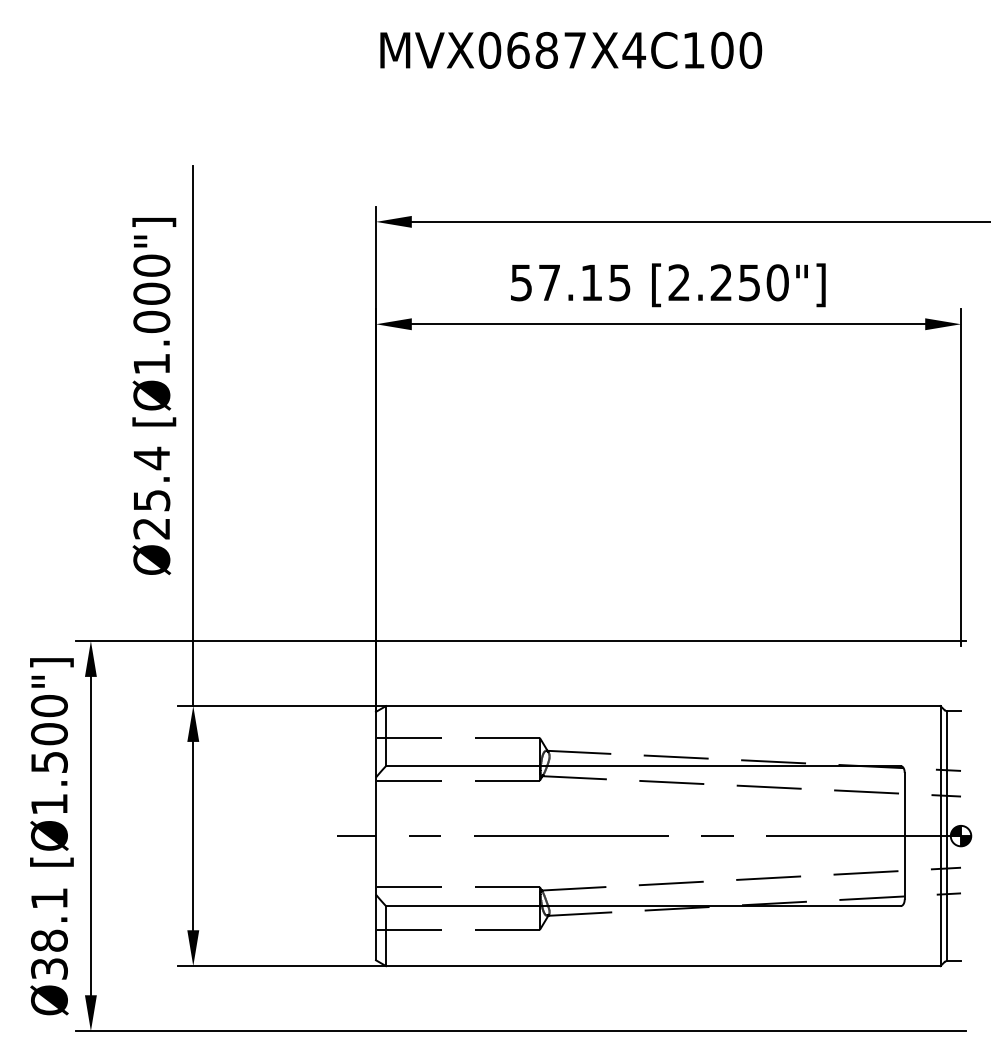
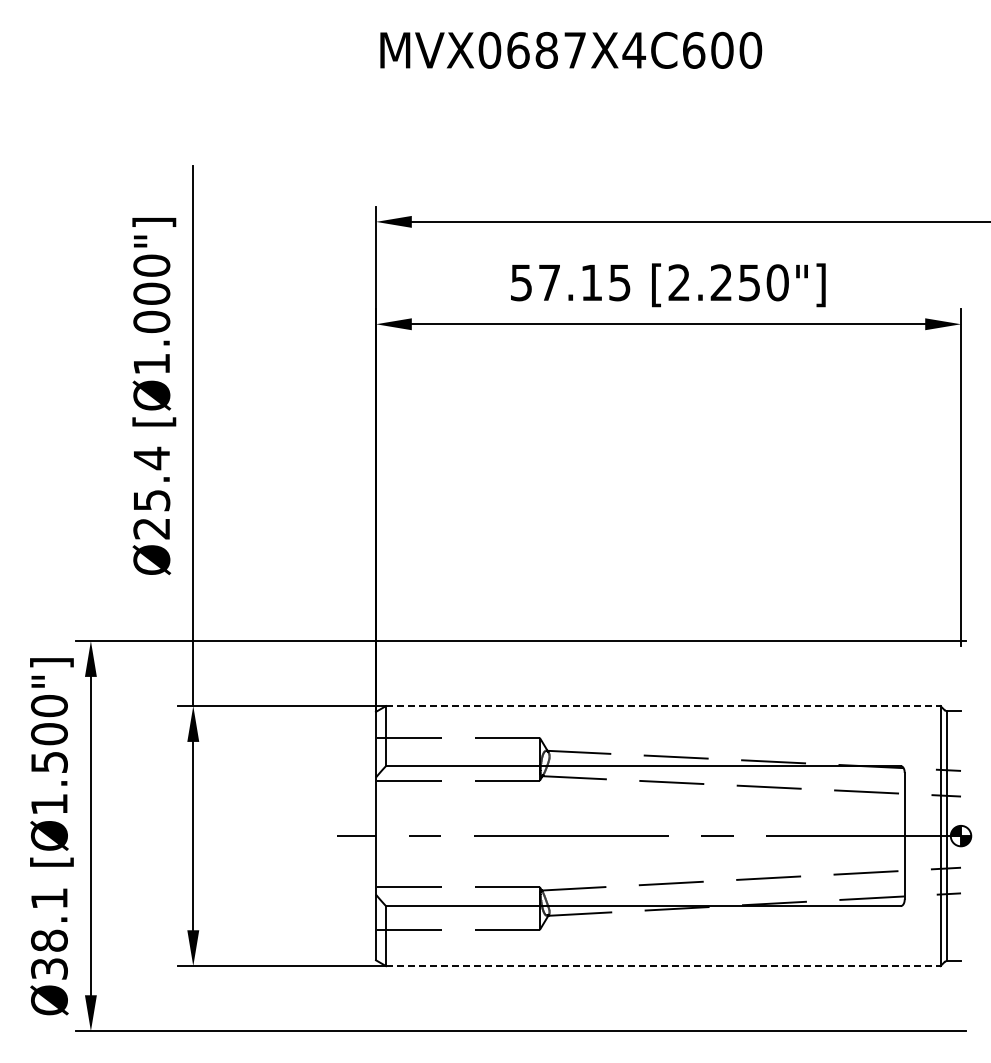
text: MVX0687X4C100 -> MVX0687X4C600 (694, 49)
line: solid -> dashed (663, 706)
line: solid -> dashed (663, 966)
